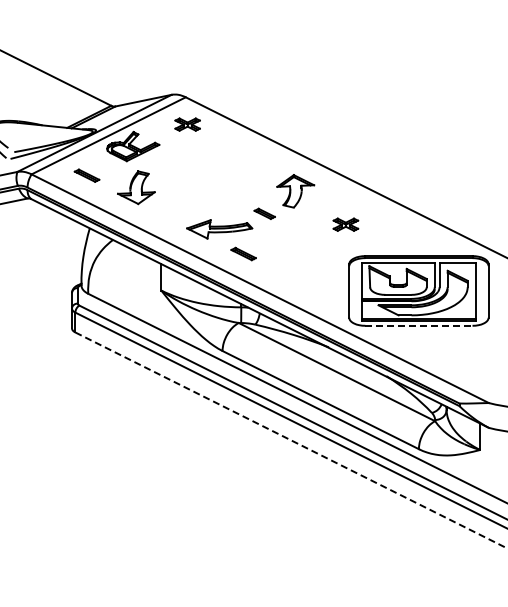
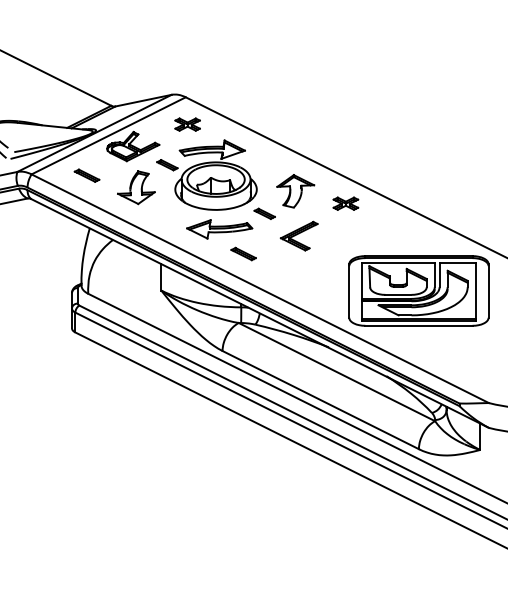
part: none -> present (206, 174)
part position: (345, 224) -> (345, 203) (345, 203)
part: none -> present (298, 235)
line: dashed -> solid (418, 325)
line: dashed -> solid (291, 440)
